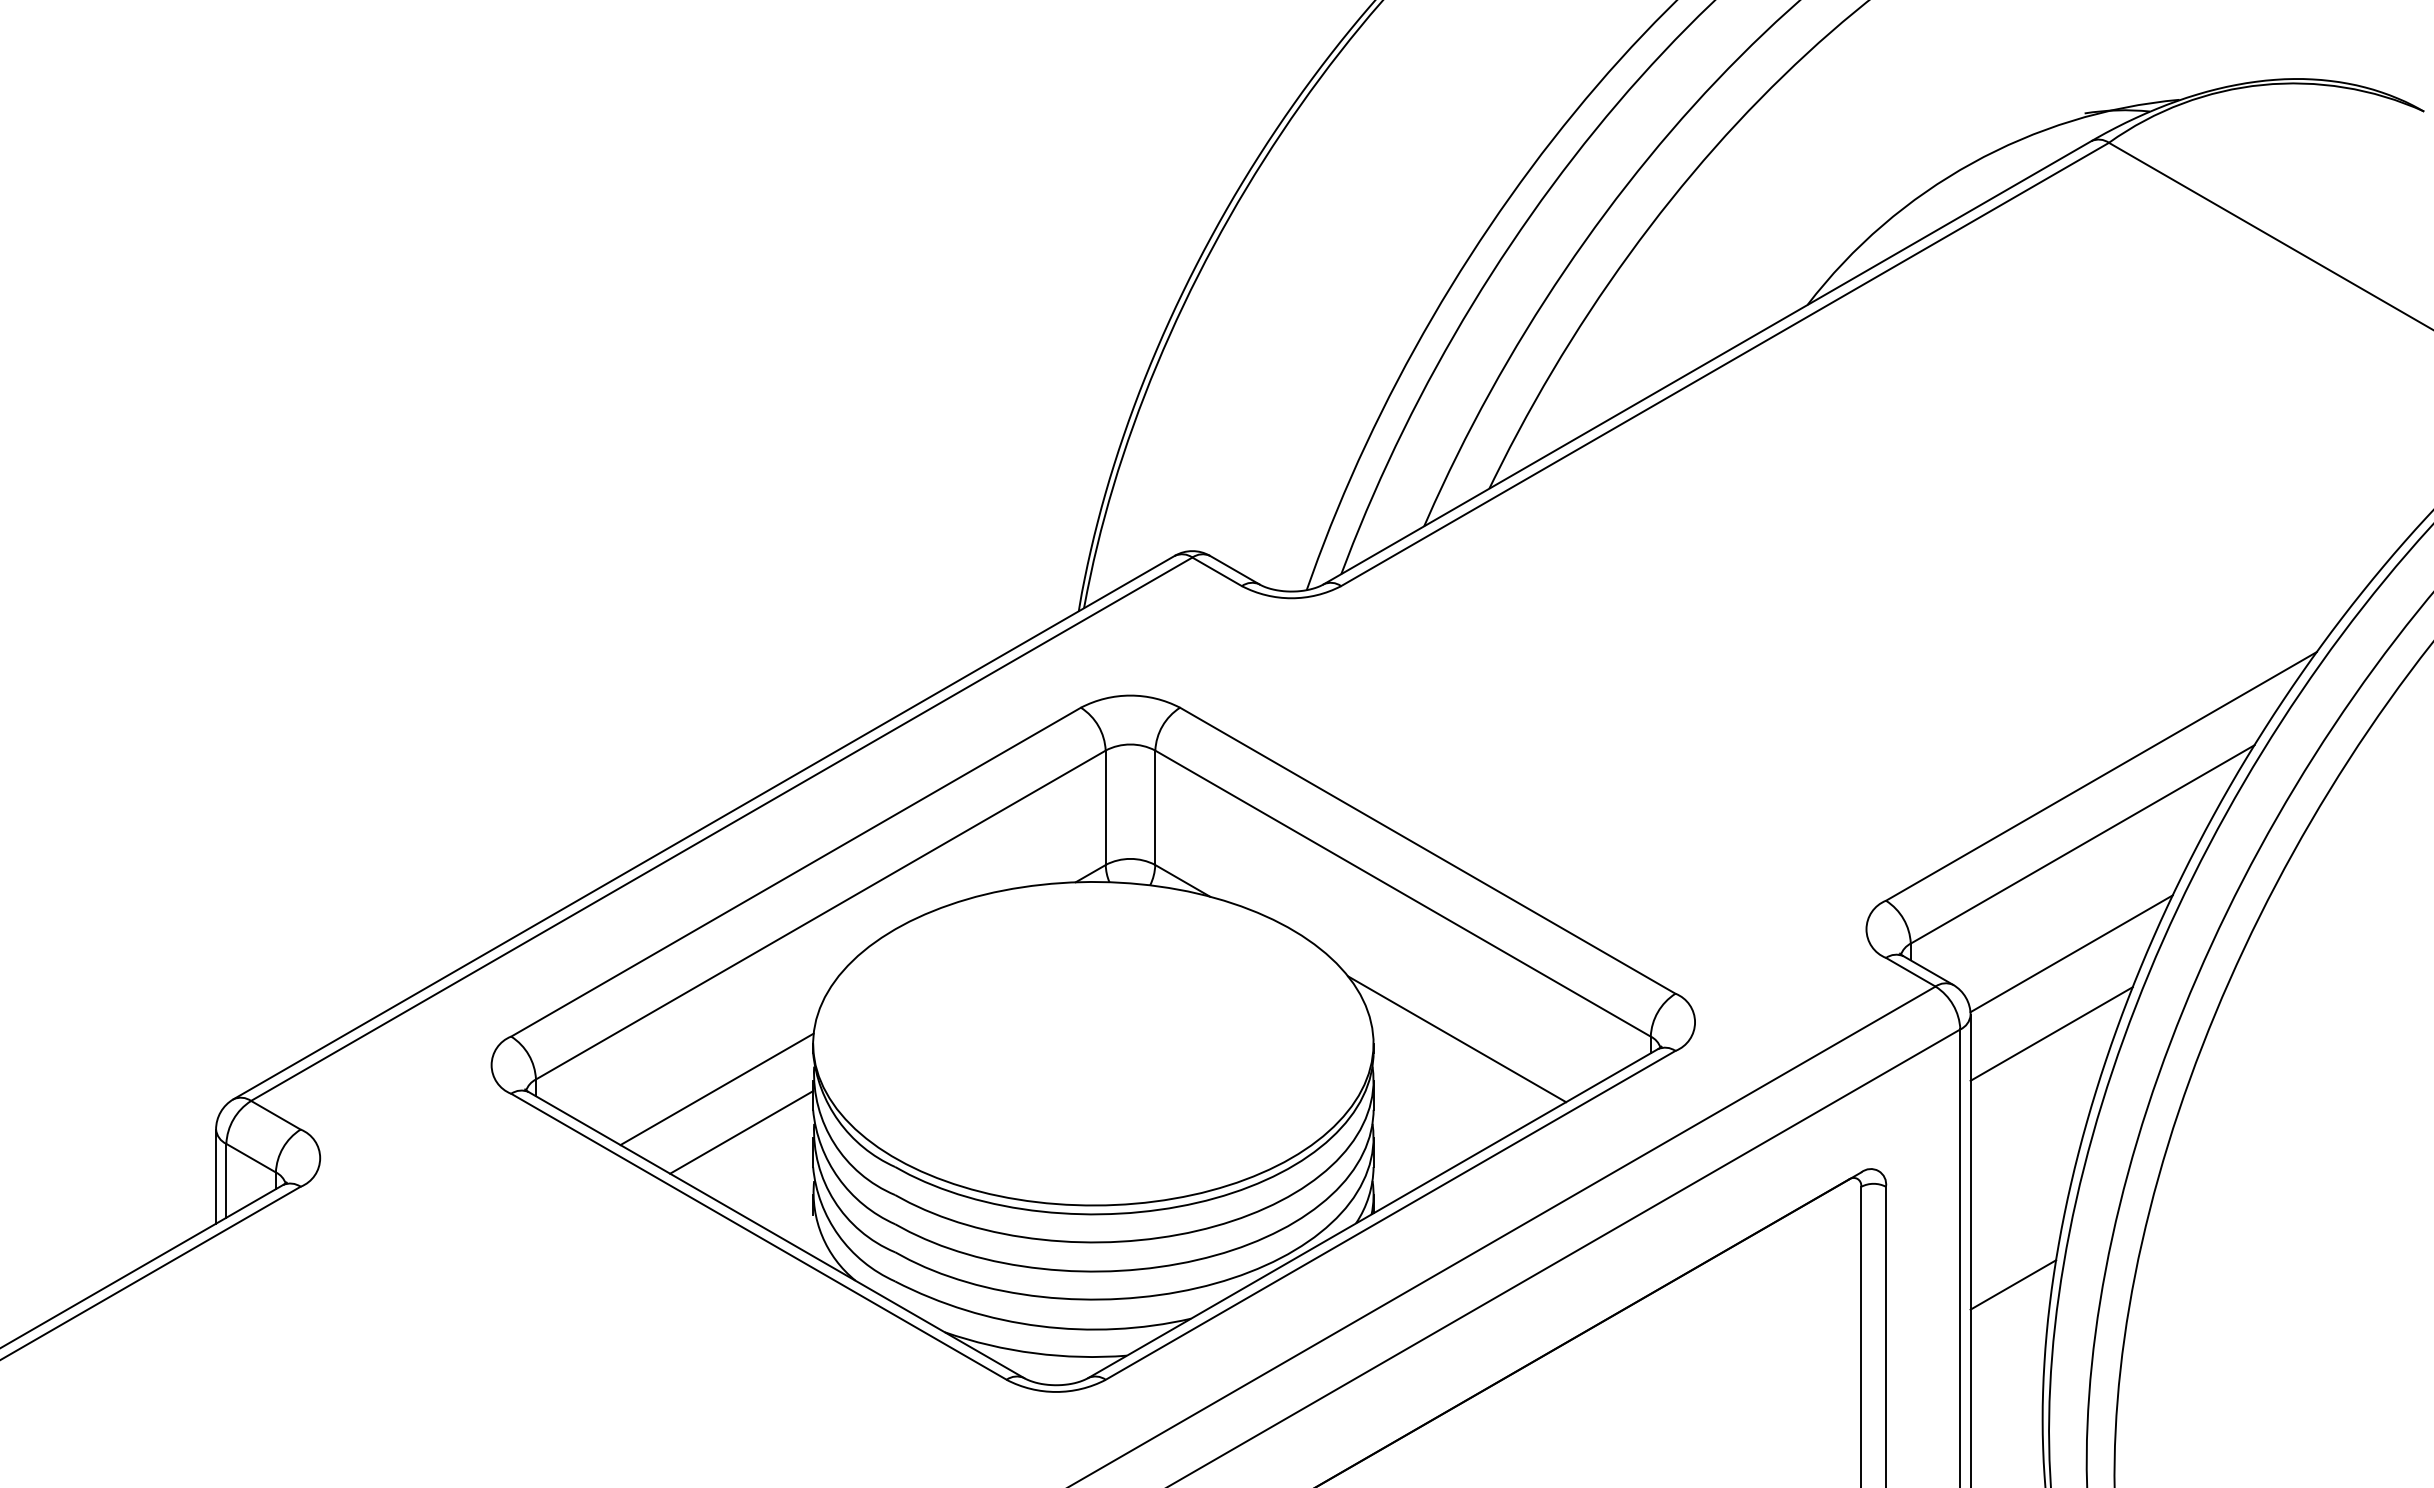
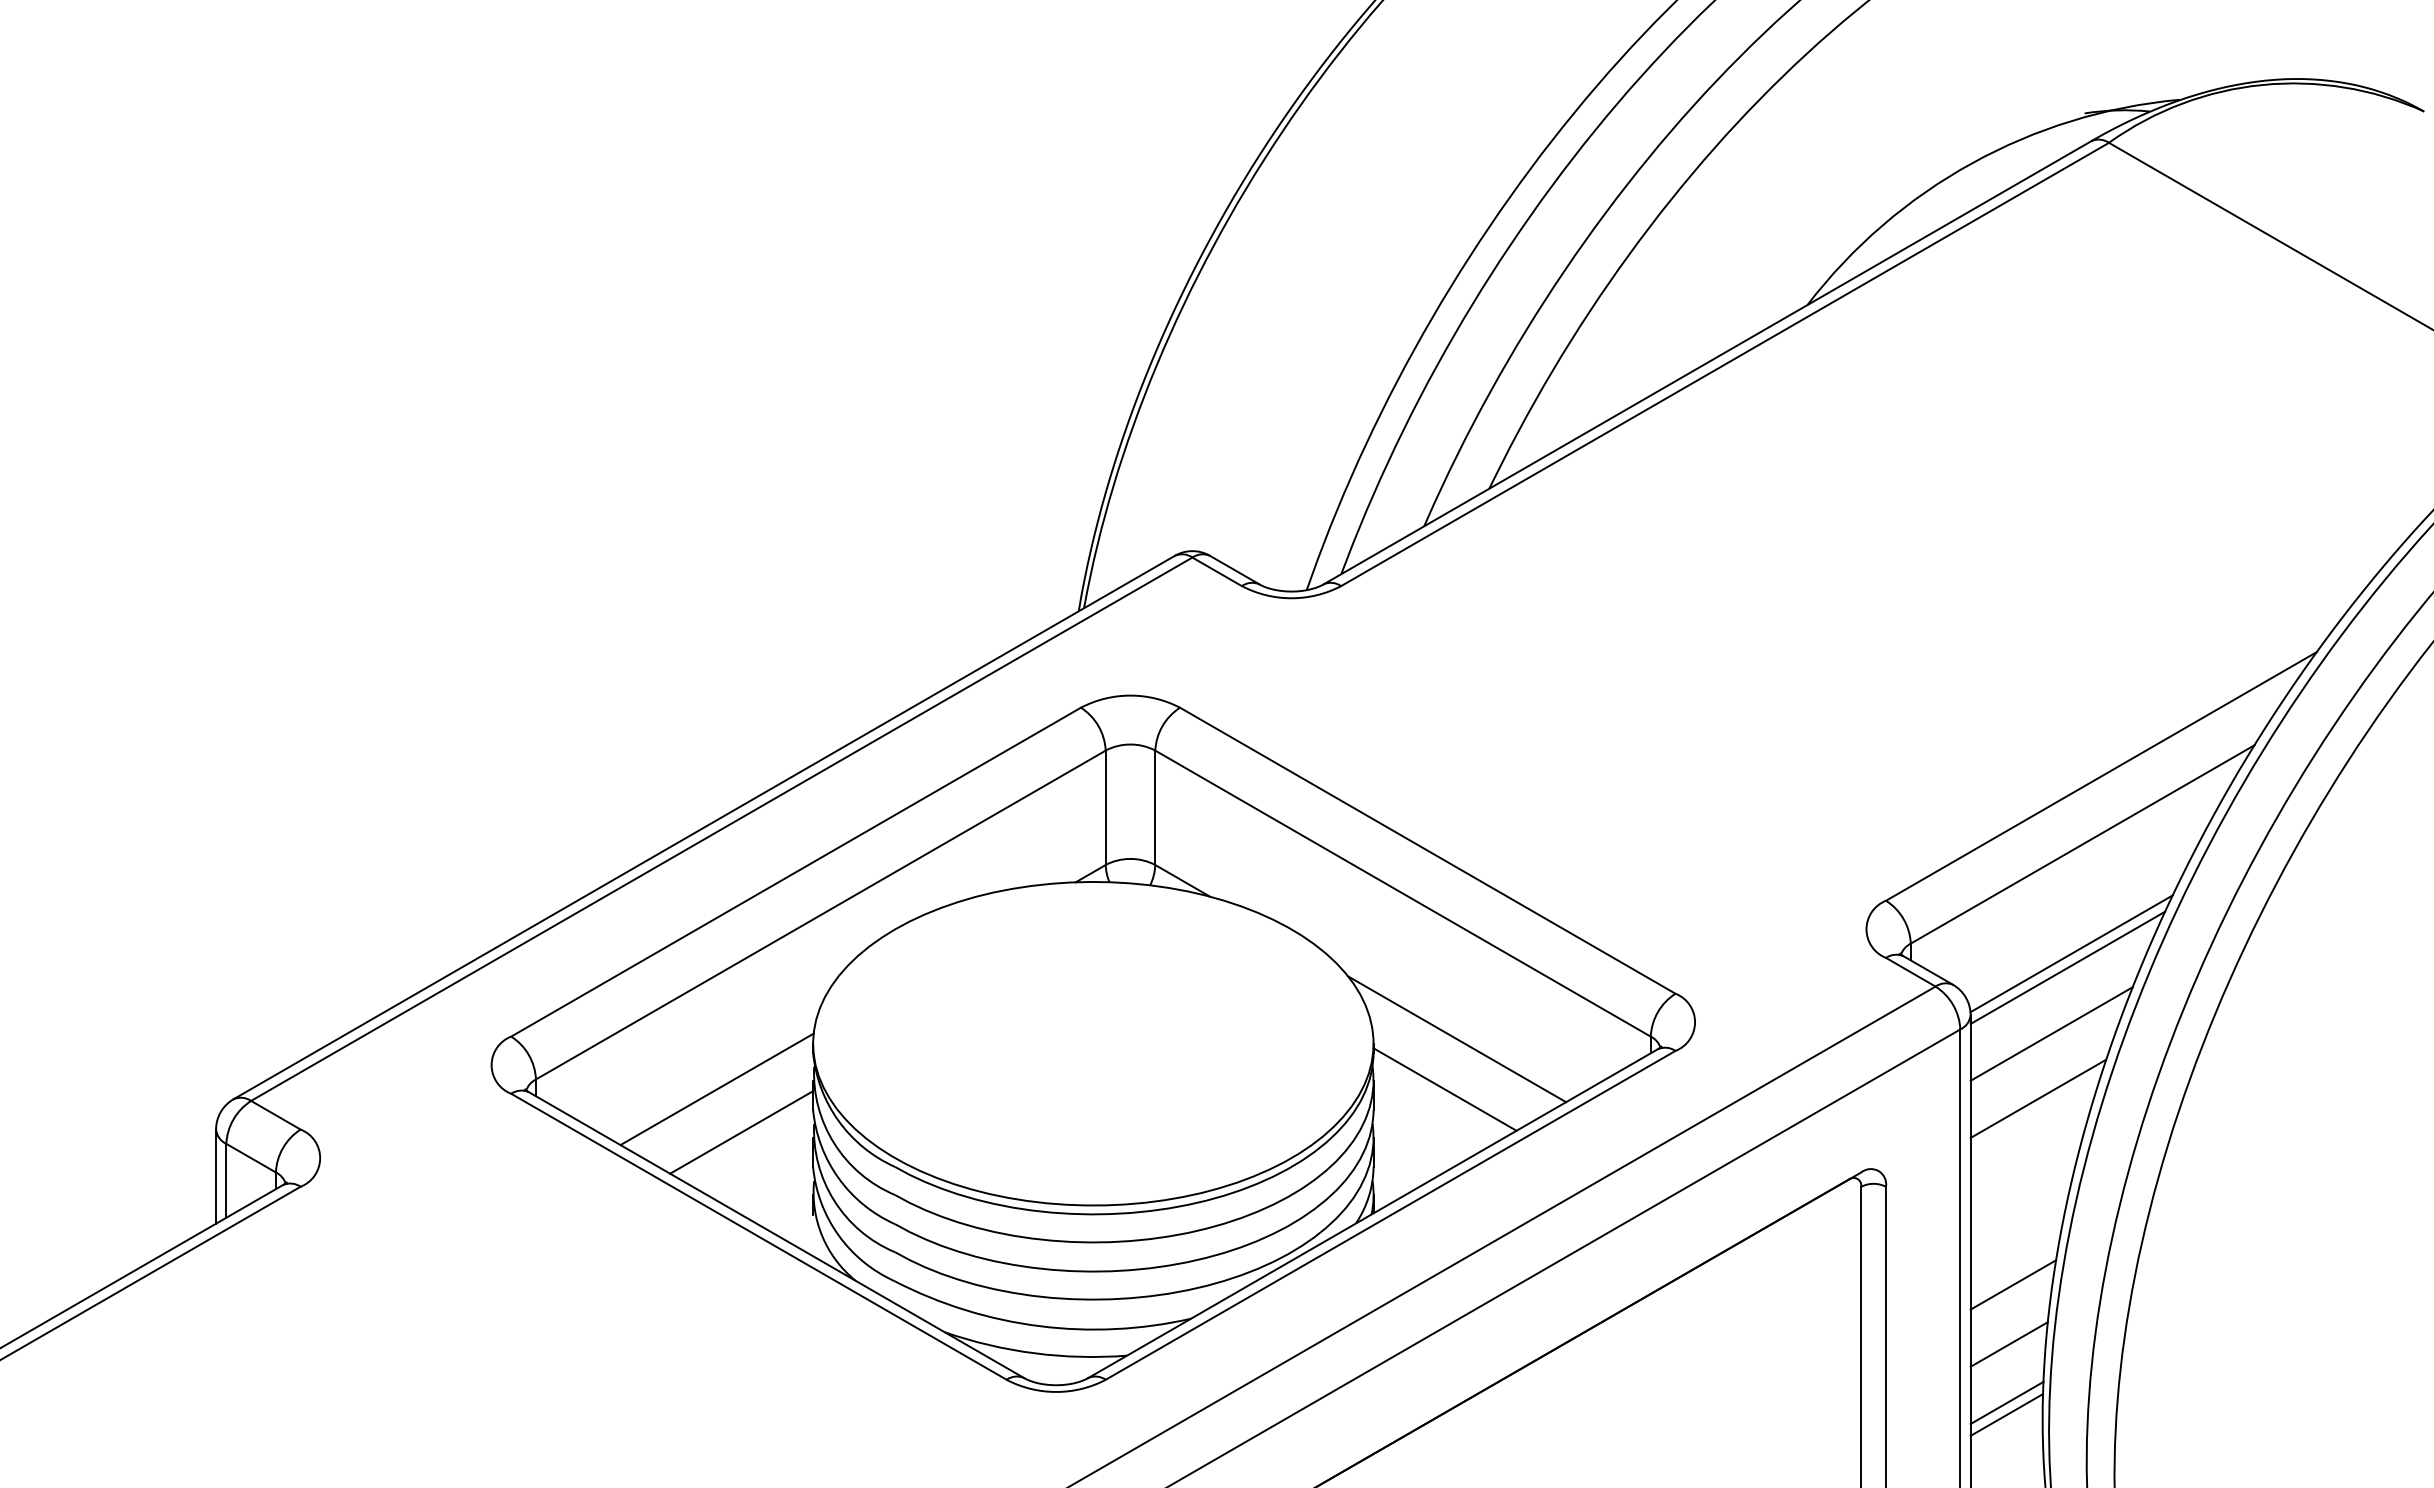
line: none -> present (2067, 967)
line: none -> present (1444, 1089)
line: none -> present (2038, 1098)
line: none -> present (2008, 1344)
line: none -> present (2006, 1402)
line: none -> present (2006, 1414)
